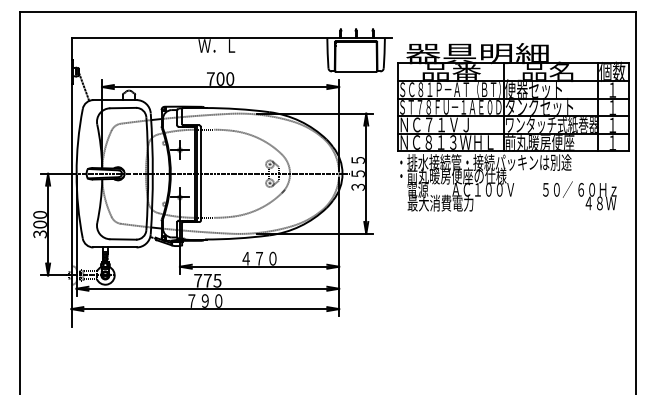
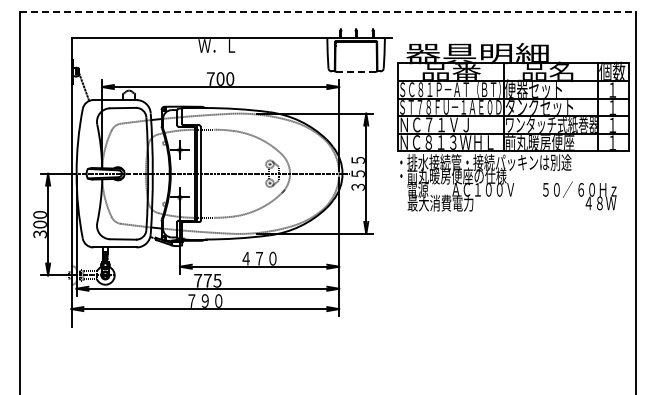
line: solid -> dashed (328, 11)
line: solid -> dashed (356, 71)
